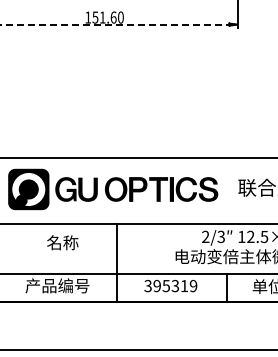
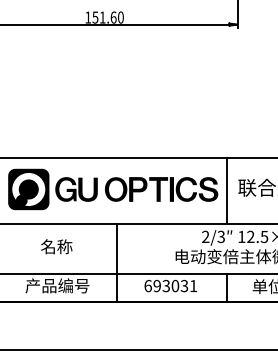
line: dashed -> solid (119, 24)
line: none -> present (227, 190)
text position: (62, 242) -> (56, 246) (56, 246)
text: 395319 -> 693031 (170, 285)
